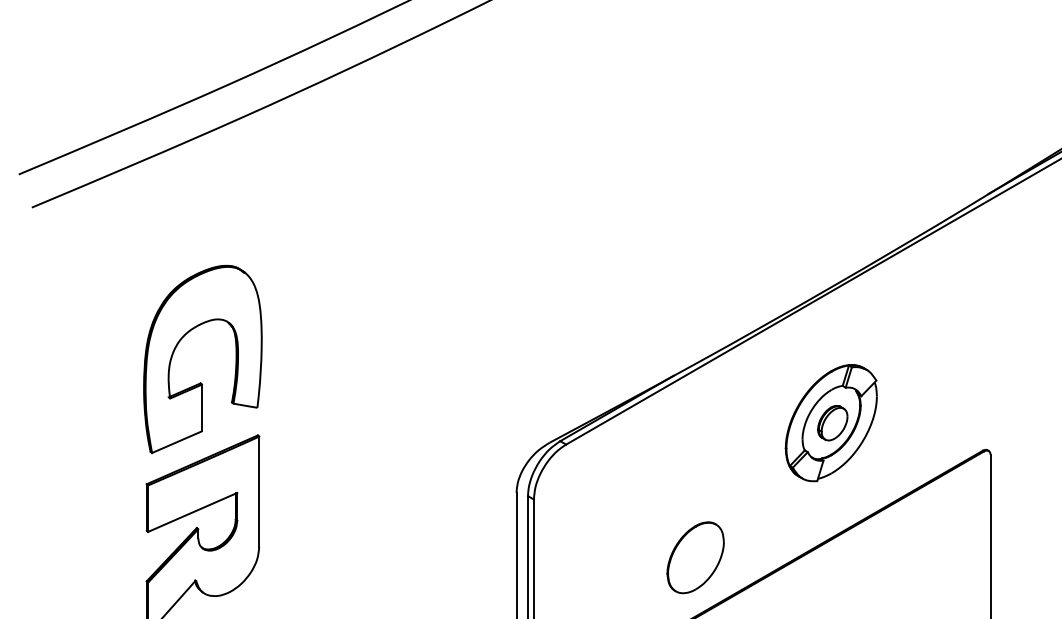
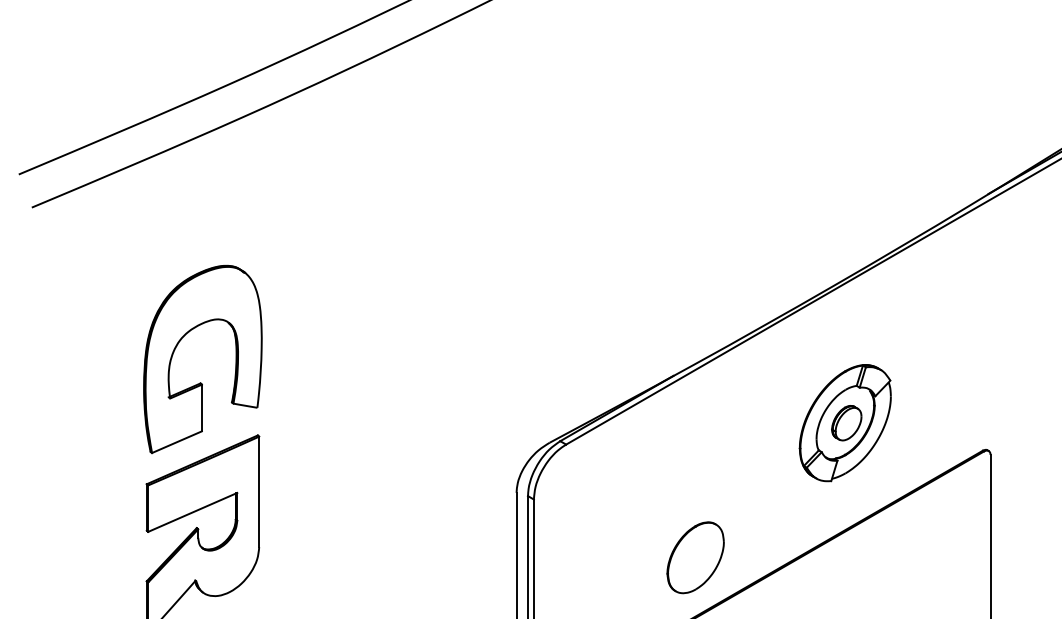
part position: (830, 423) -> (844, 423) (844, 423)
